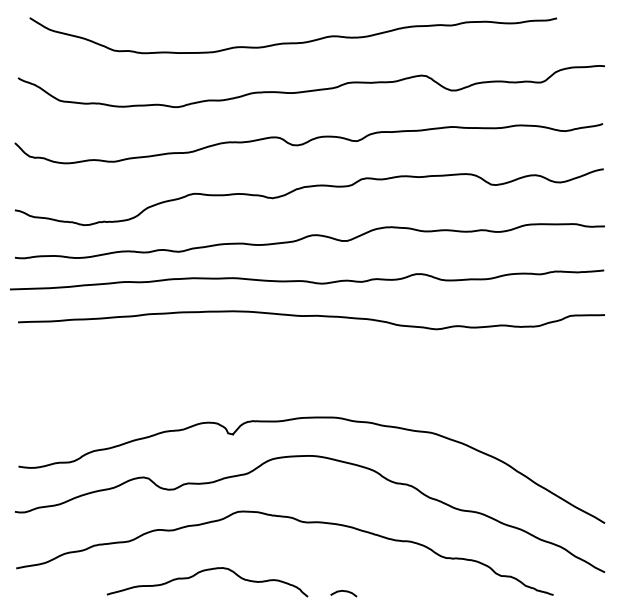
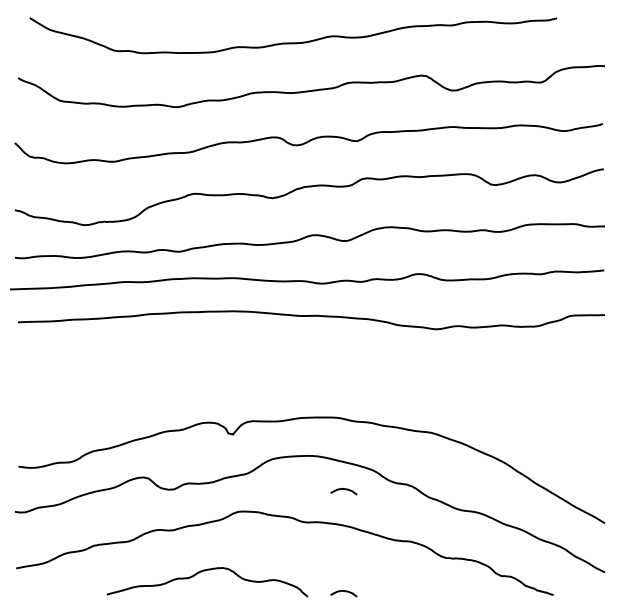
curve: none -> present (343, 489)
